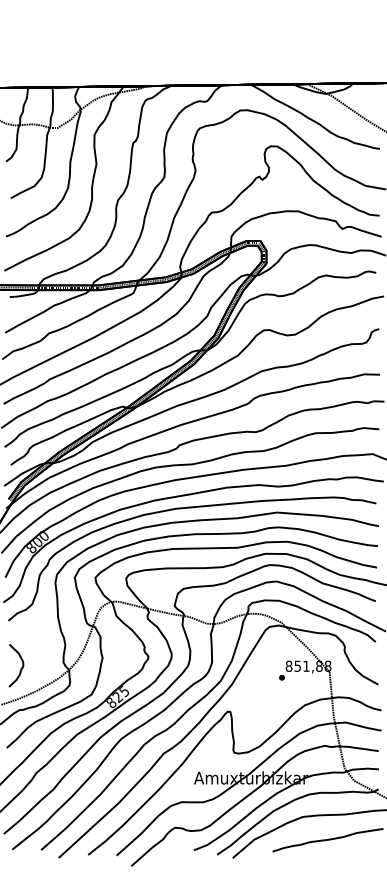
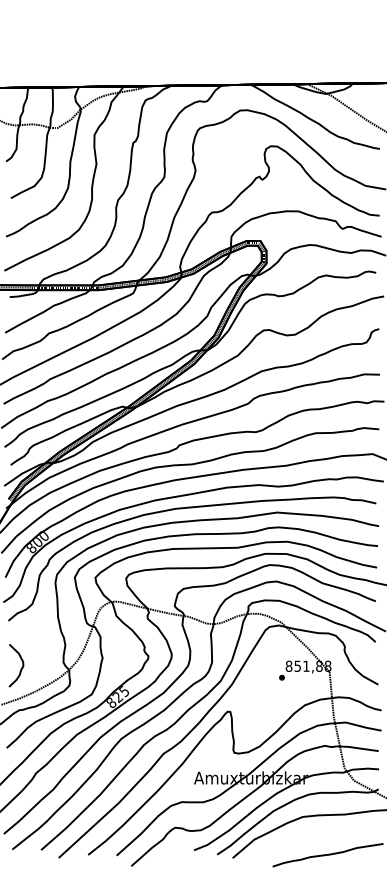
curve position: (327, 840) -> (327, 855) (327, 855)
